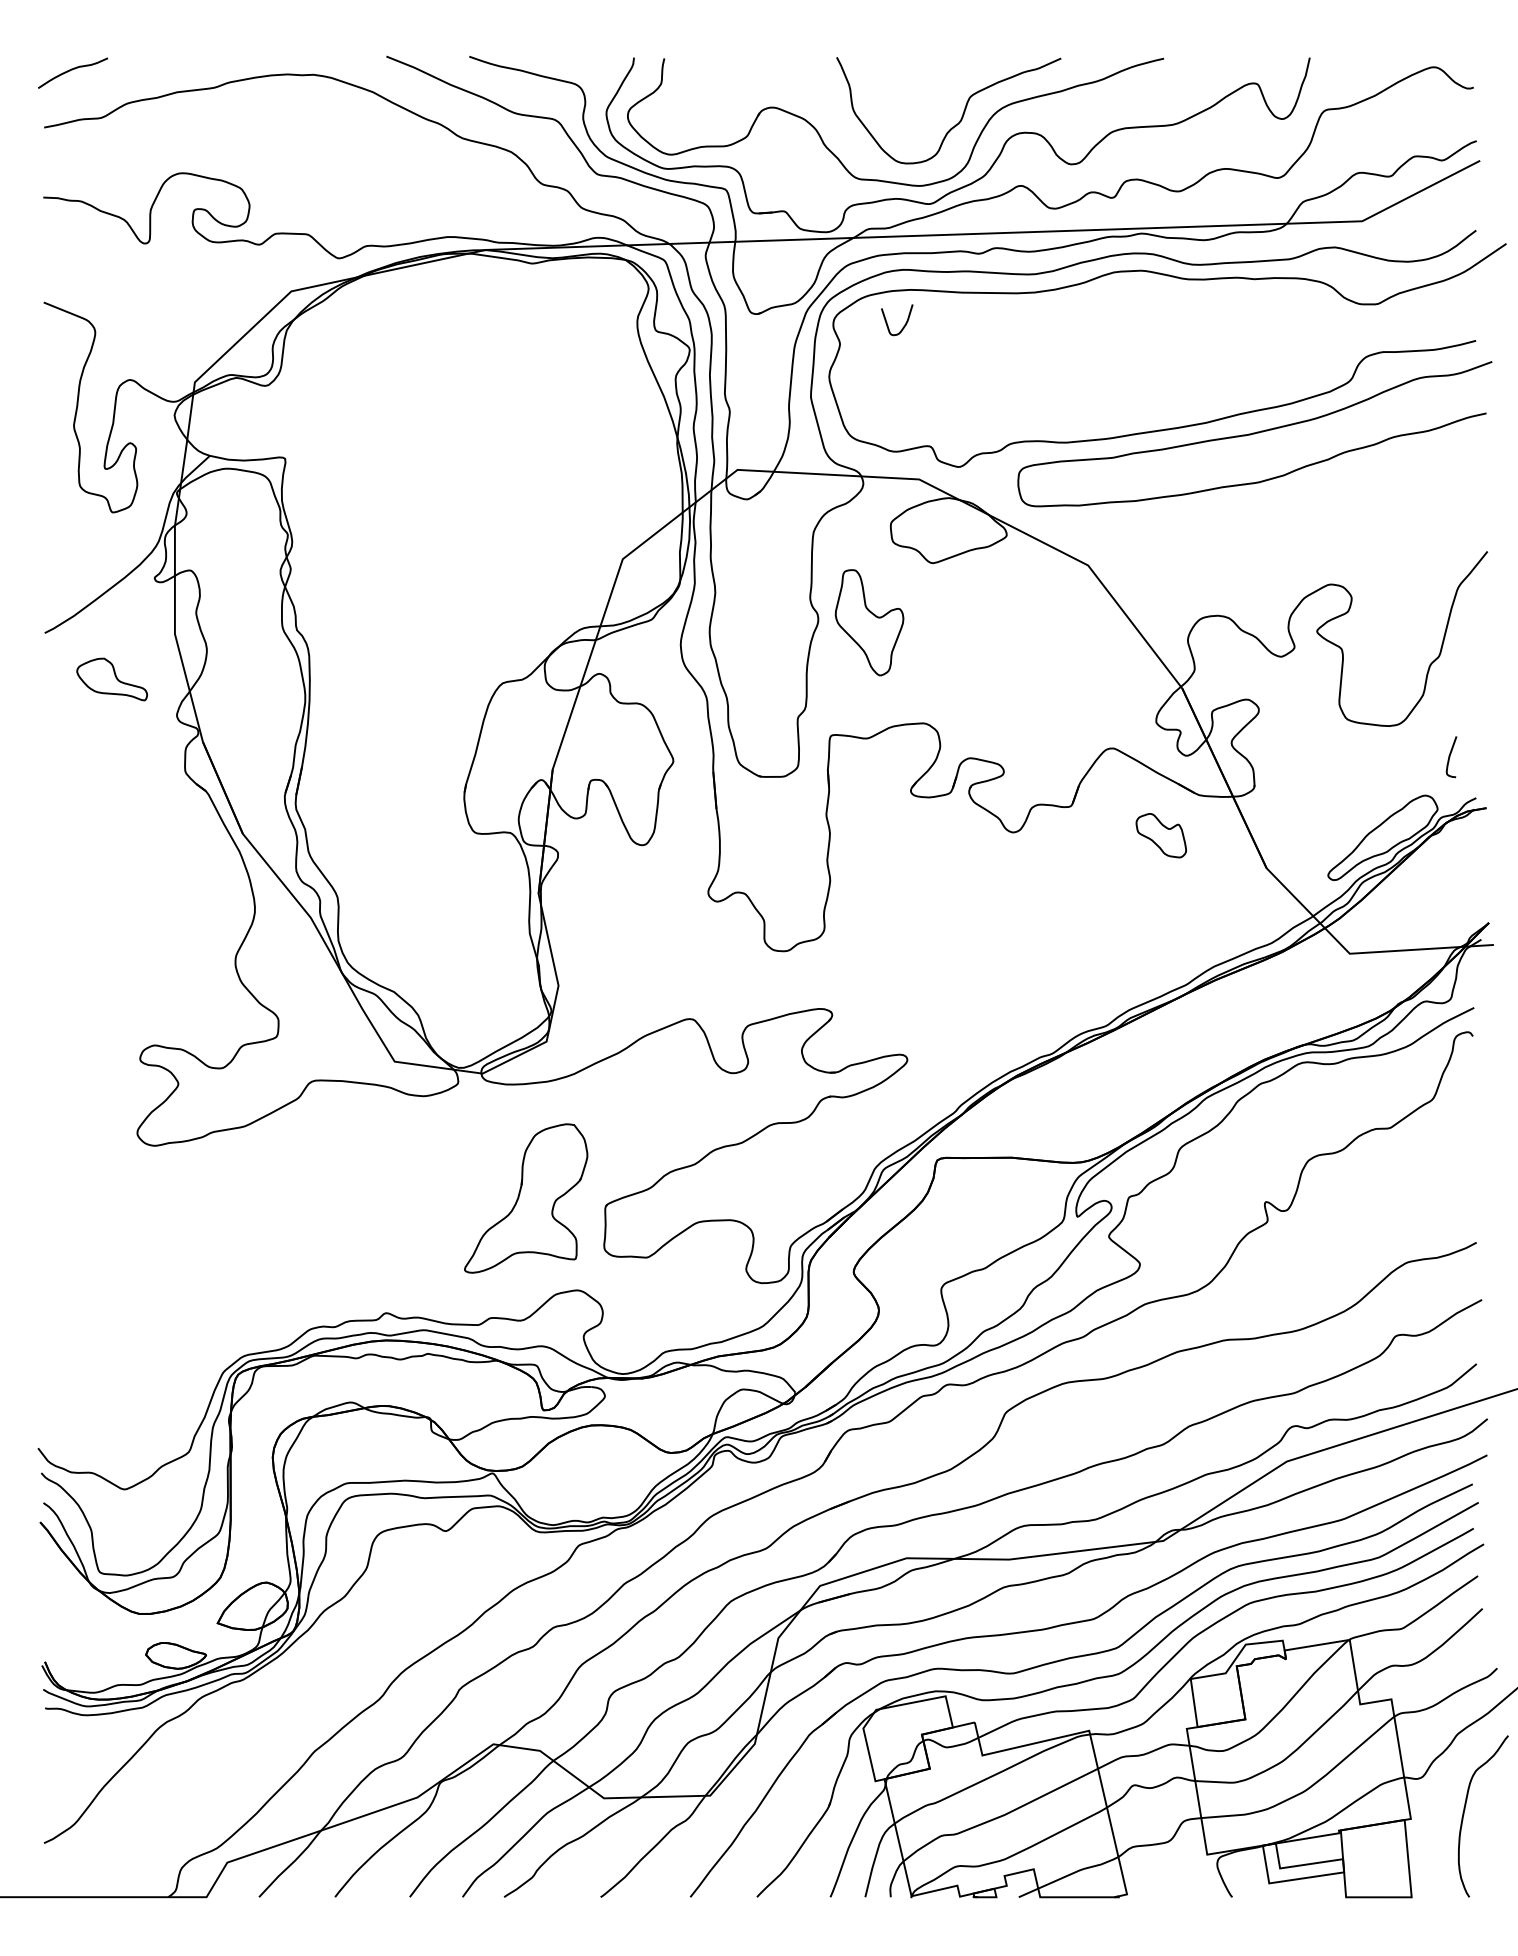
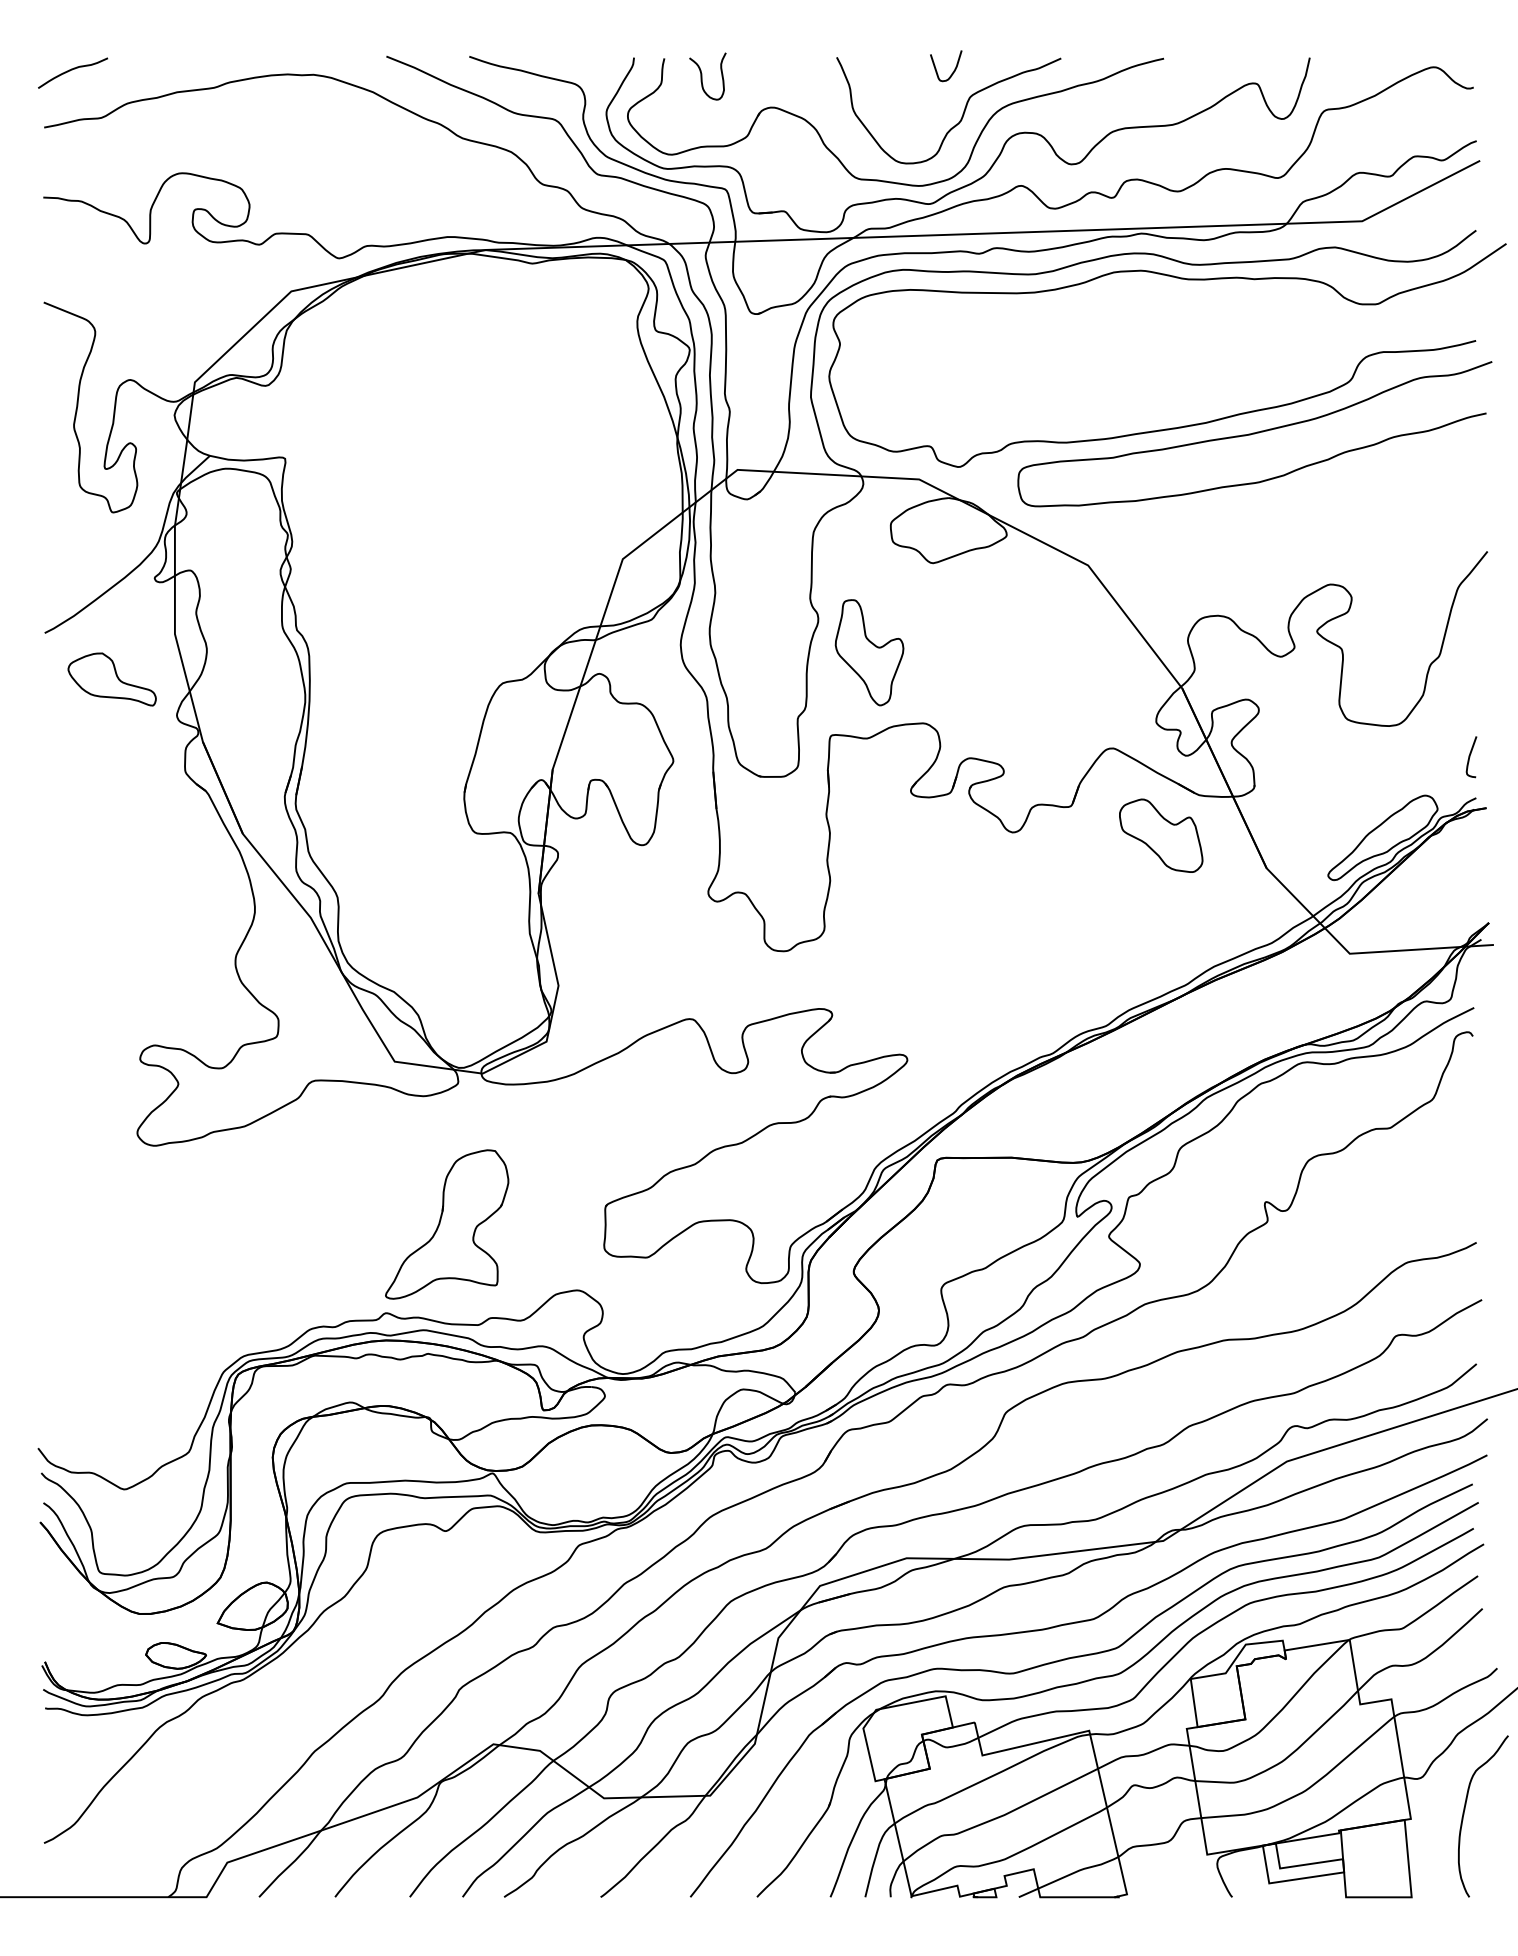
curve: none -> present (702, 76)
curve position: (904, 324) -> (953, 70) (953, 70)
part position: (869, 622) -> (869, 652) (869, 652)
part size: 72x45 px -> 90x55 px (111, 679)
curve position: (1450, 757) -> (1470, 757) (1470, 757)
part size: 52x46 px -> 85x75 px (1161, 835)
part position: (526, 1198) -> (447, 1224) (447, 1224)
